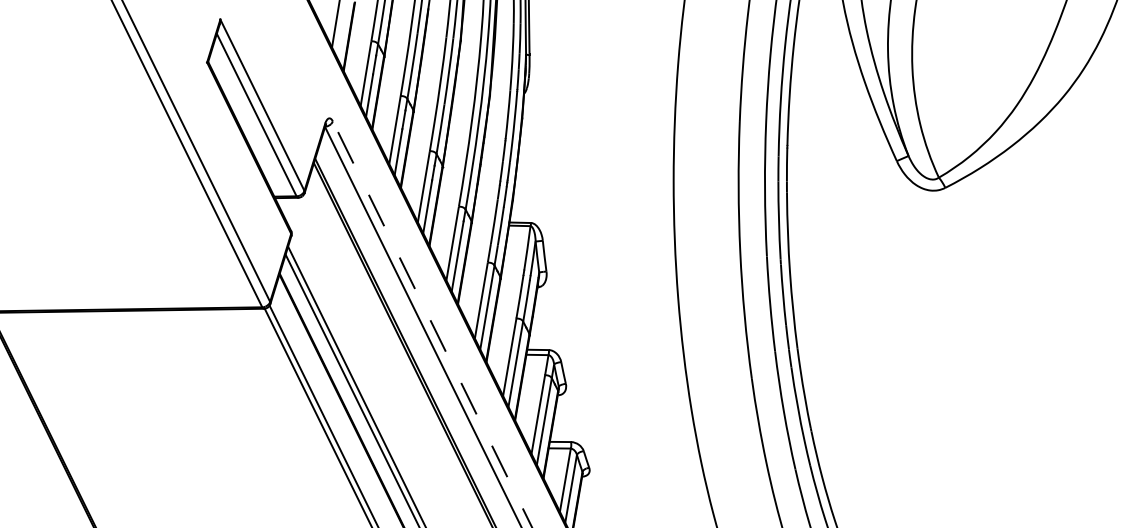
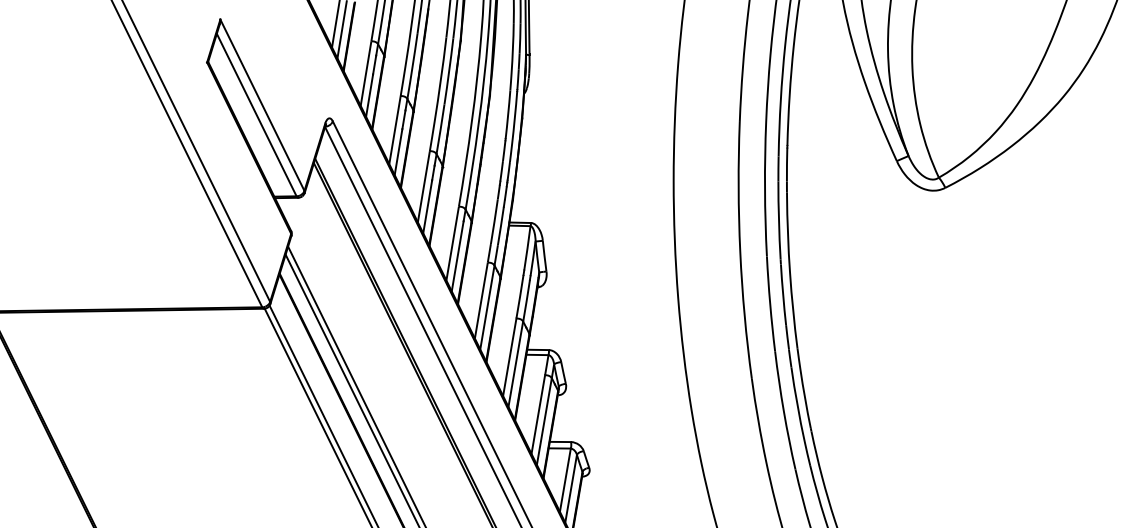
line: none -> present (341, 30)
line: dashed -> solid (432, 324)
